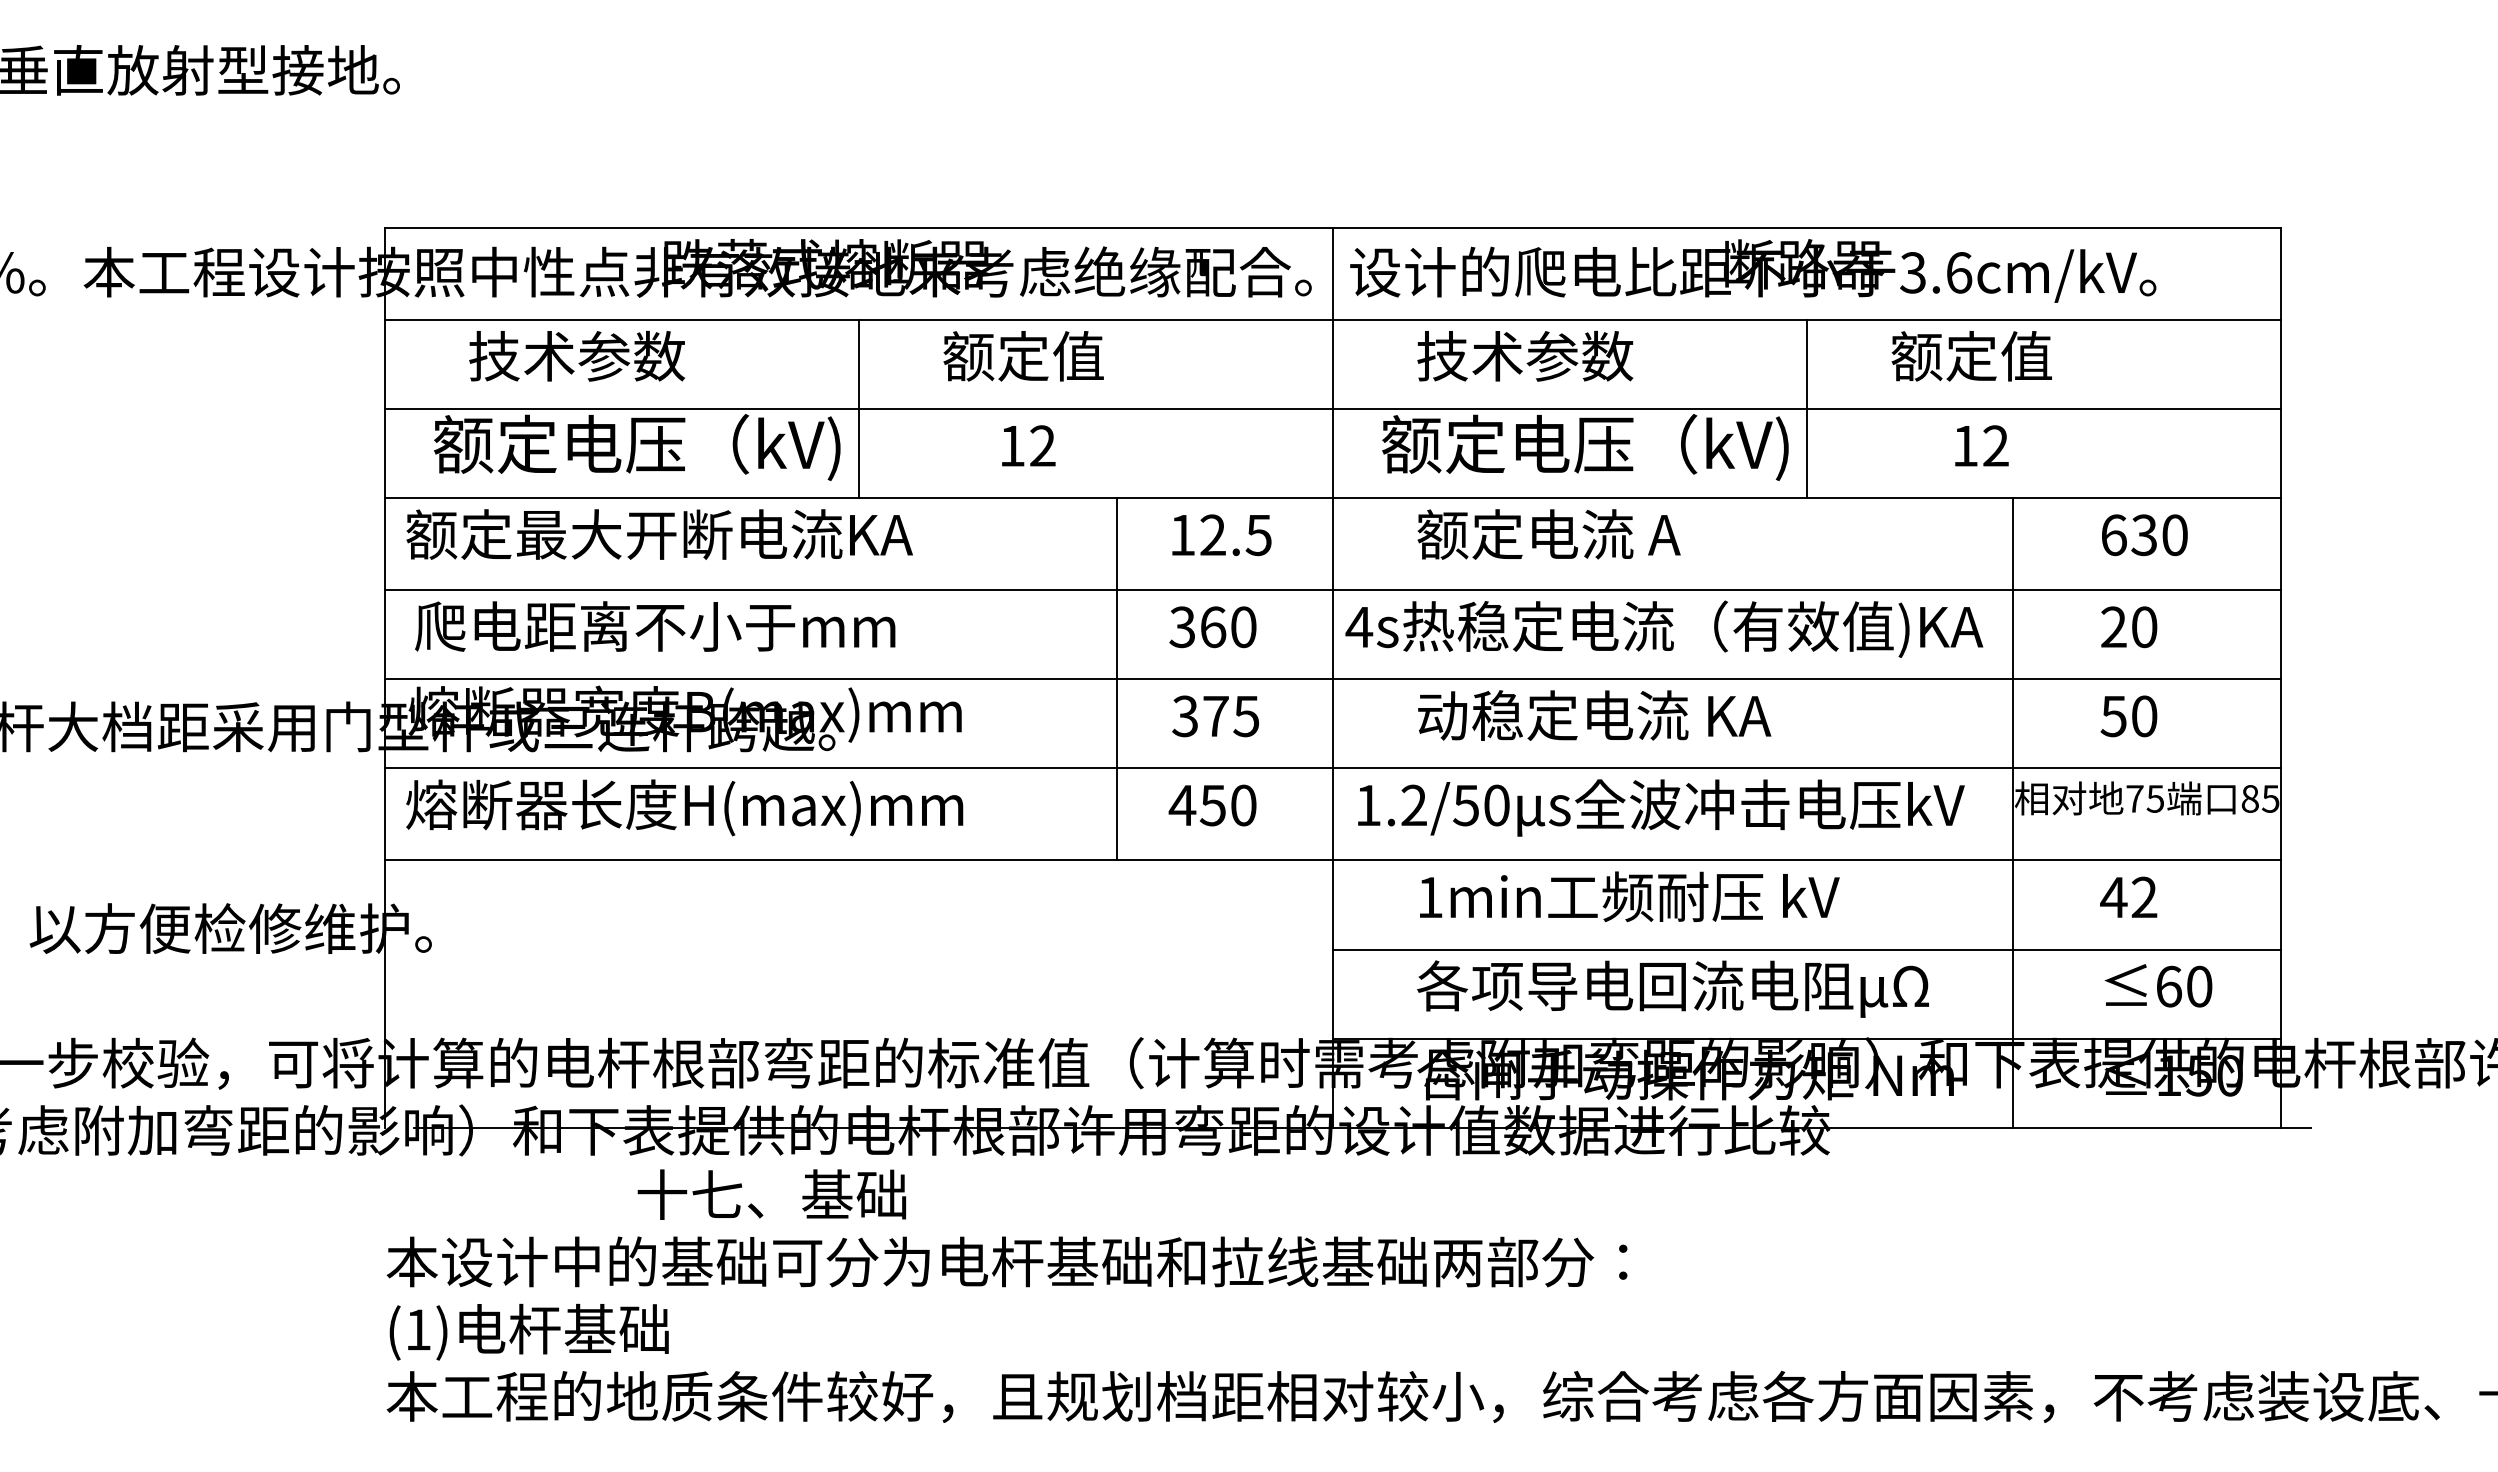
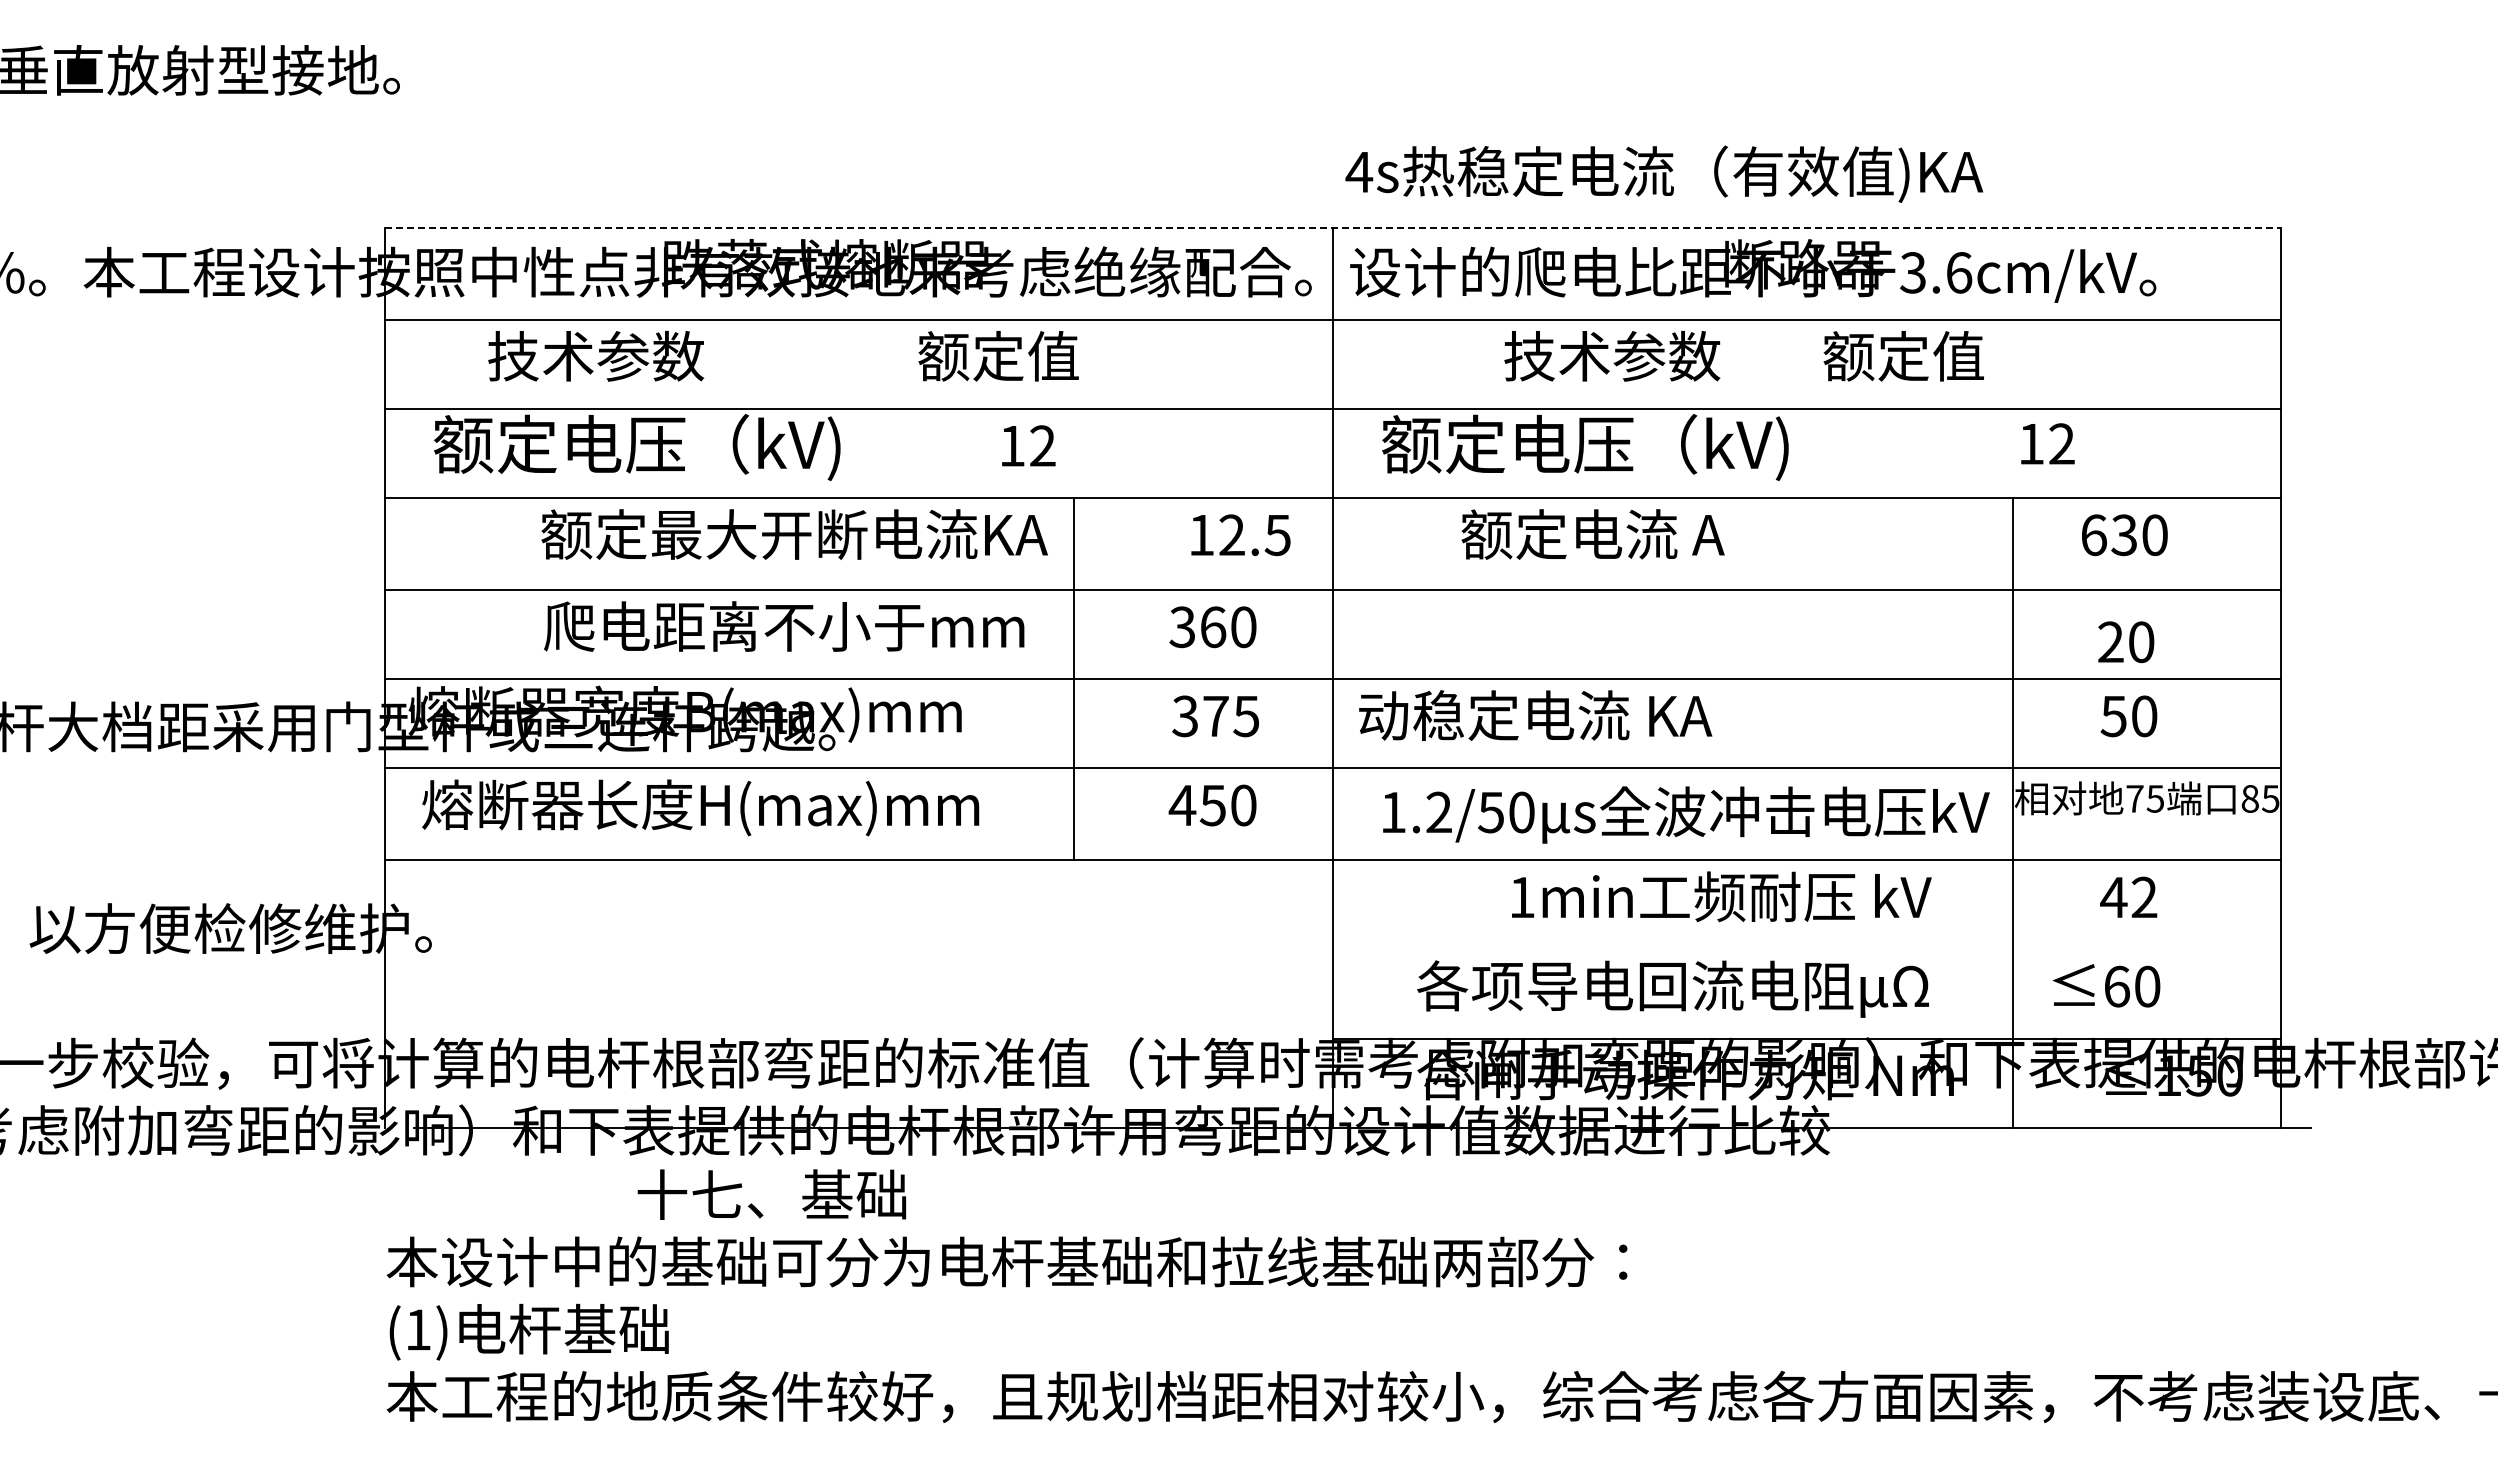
line: solid -> dashed (1333, 227)
text position: (577, 356) -> (596, 356) (596, 356)
text position: (1023, 356) -> (998, 356) (998, 356)
text position: (1525, 356) -> (1612, 356) (1612, 356)
text position: (1971, 356) -> (1903, 356) (1903, 356)
line: present -> none (858, 408)
line: present -> none (1806, 408)
text position: (1981, 445) -> (2047, 443) (2047, 443)
text position: (659, 534) -> (794, 534) (794, 534)
text position: (1548, 534) -> (1592, 534) (1592, 534)
text position: (1221, 535) -> (1240, 535) (1240, 535)
text position: (2144, 535) -> (2124, 535) (2124, 535)
text position: (655, 626) -> (784, 626) (784, 626)
text position: (2129, 627) -> (2126, 642) (2126, 642)
text position: (1664, 628) -> (1664, 173) (1664, 173)
line position: (1116, 679) -> (1073, 679) (1073, 679)
text position: (1594, 715) -> (1535, 715) (1535, 715)
text position: (684, 807) -> (700, 807) (700, 807)
text position: (1661, 807) -> (1686, 814) (1686, 814)
text position: (1629, 896) -> (1721, 896) (1721, 896)
line: present -> none (1806, 949)
text position: (2158, 985) -> (2106, 985) (2106, 985)
